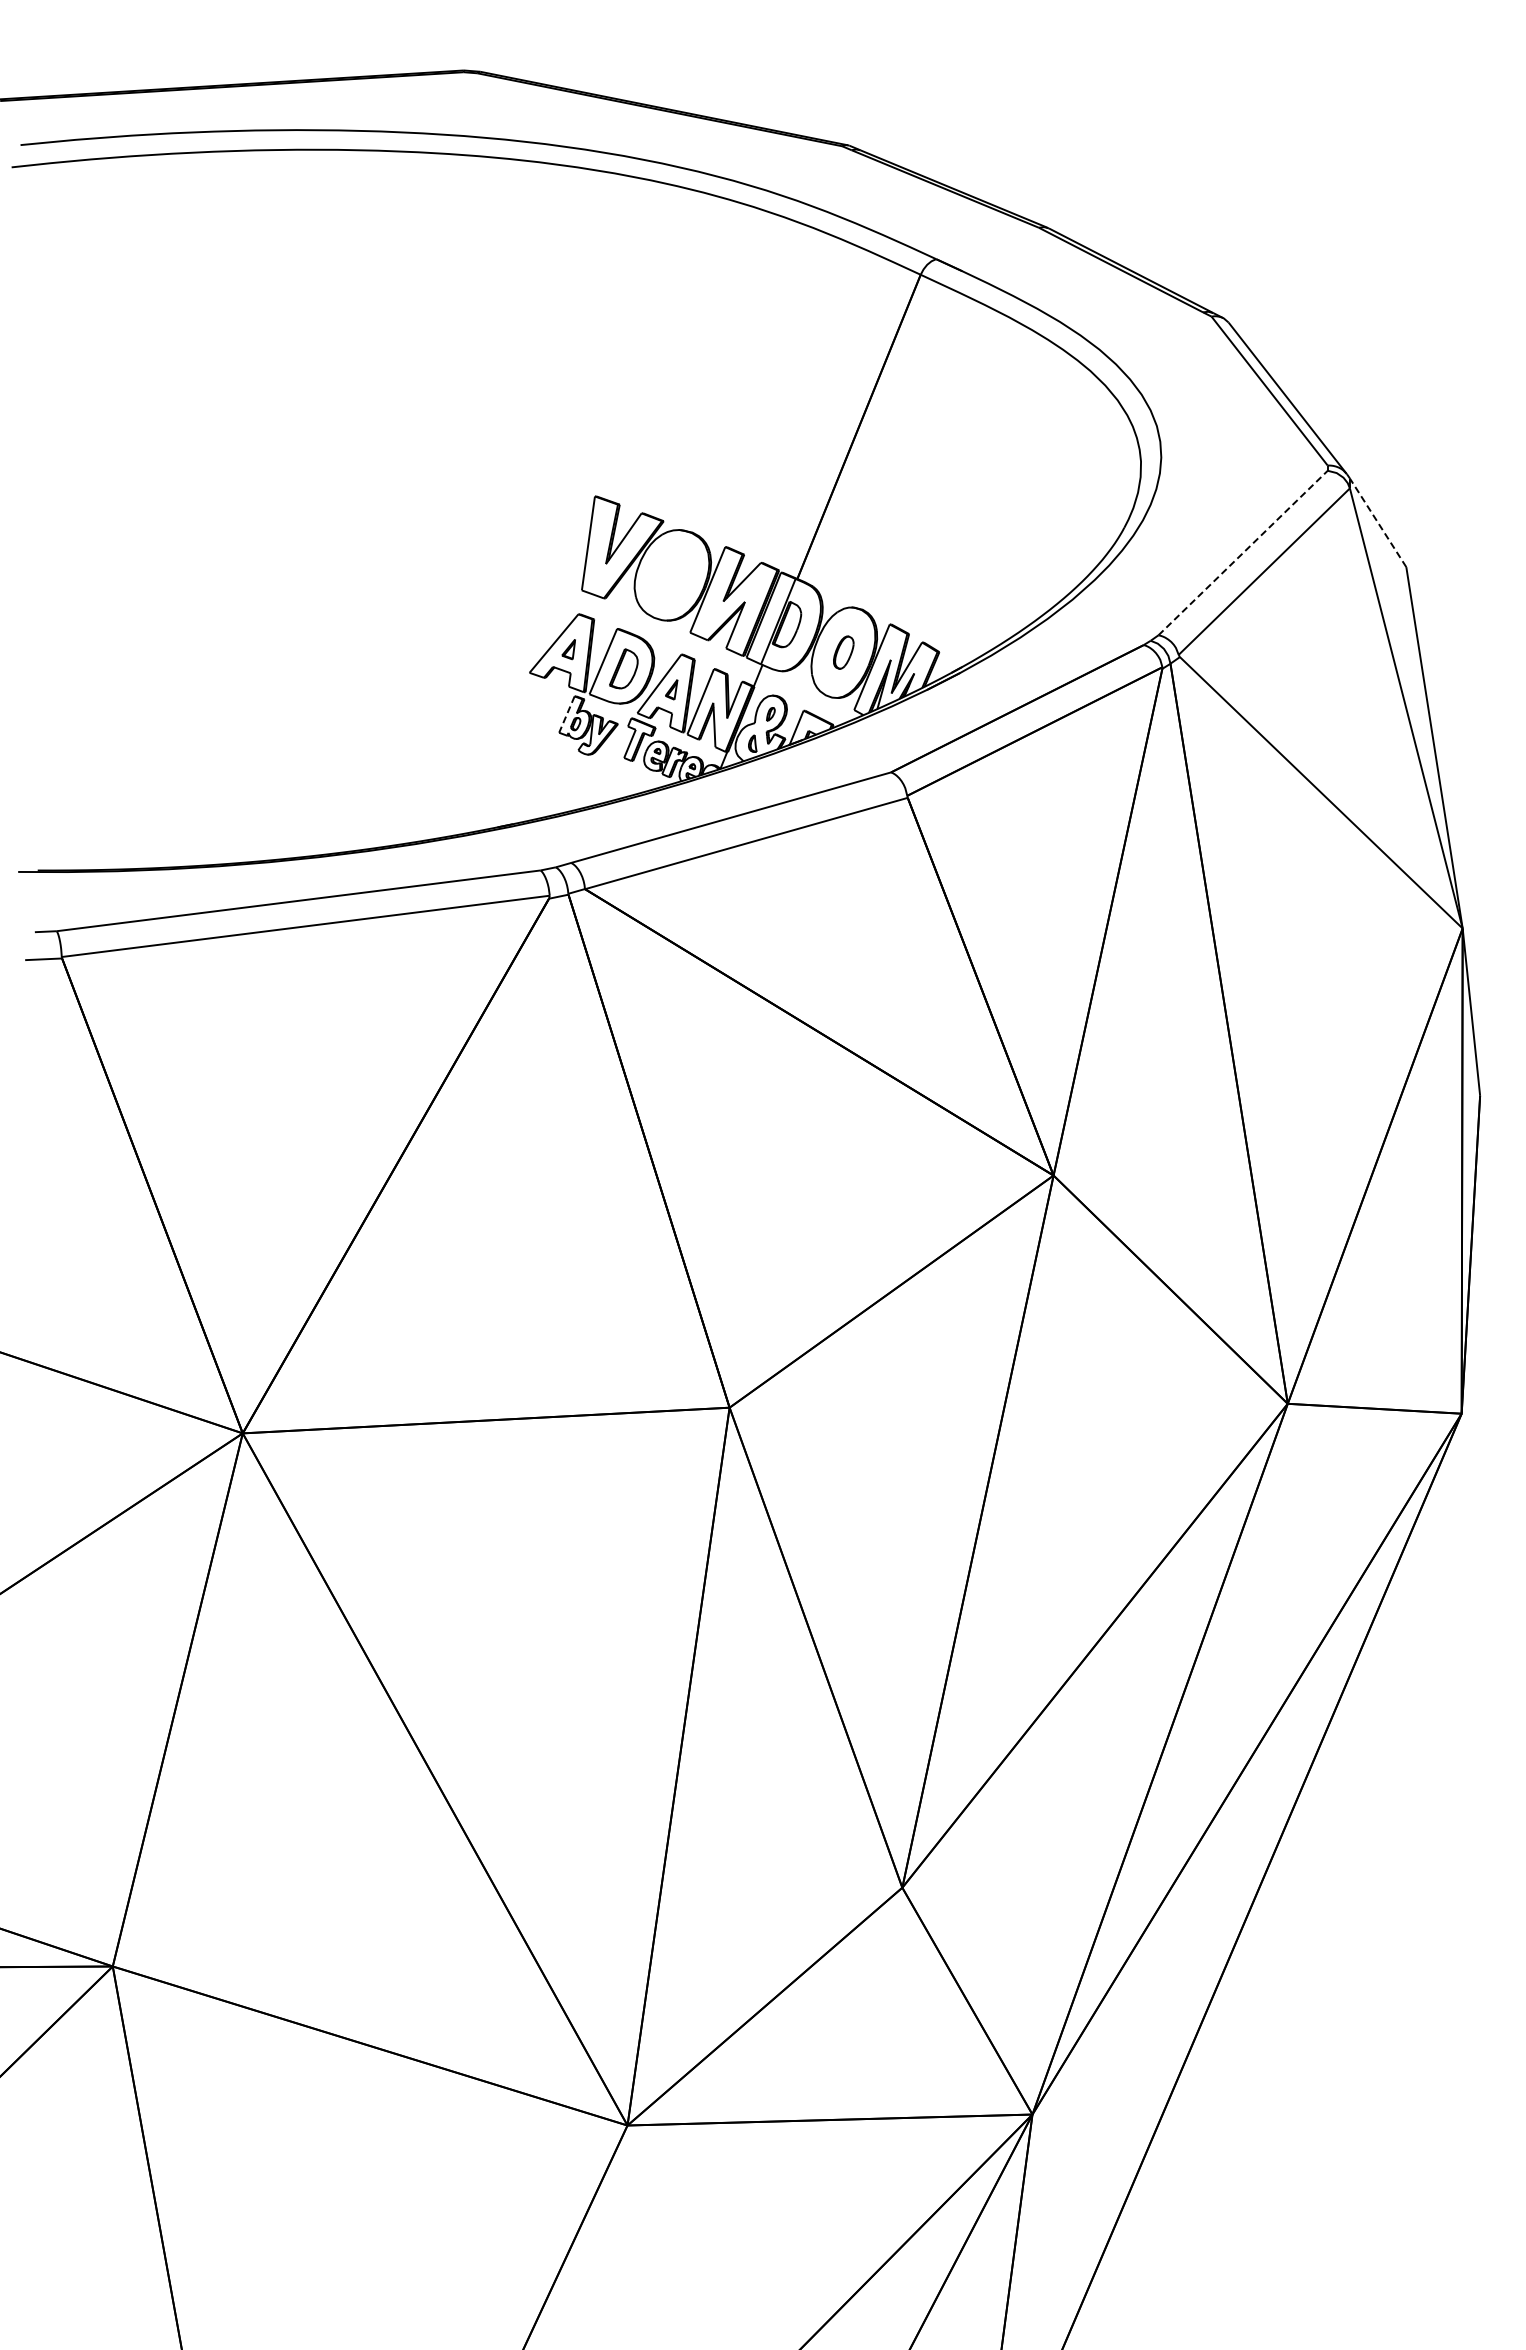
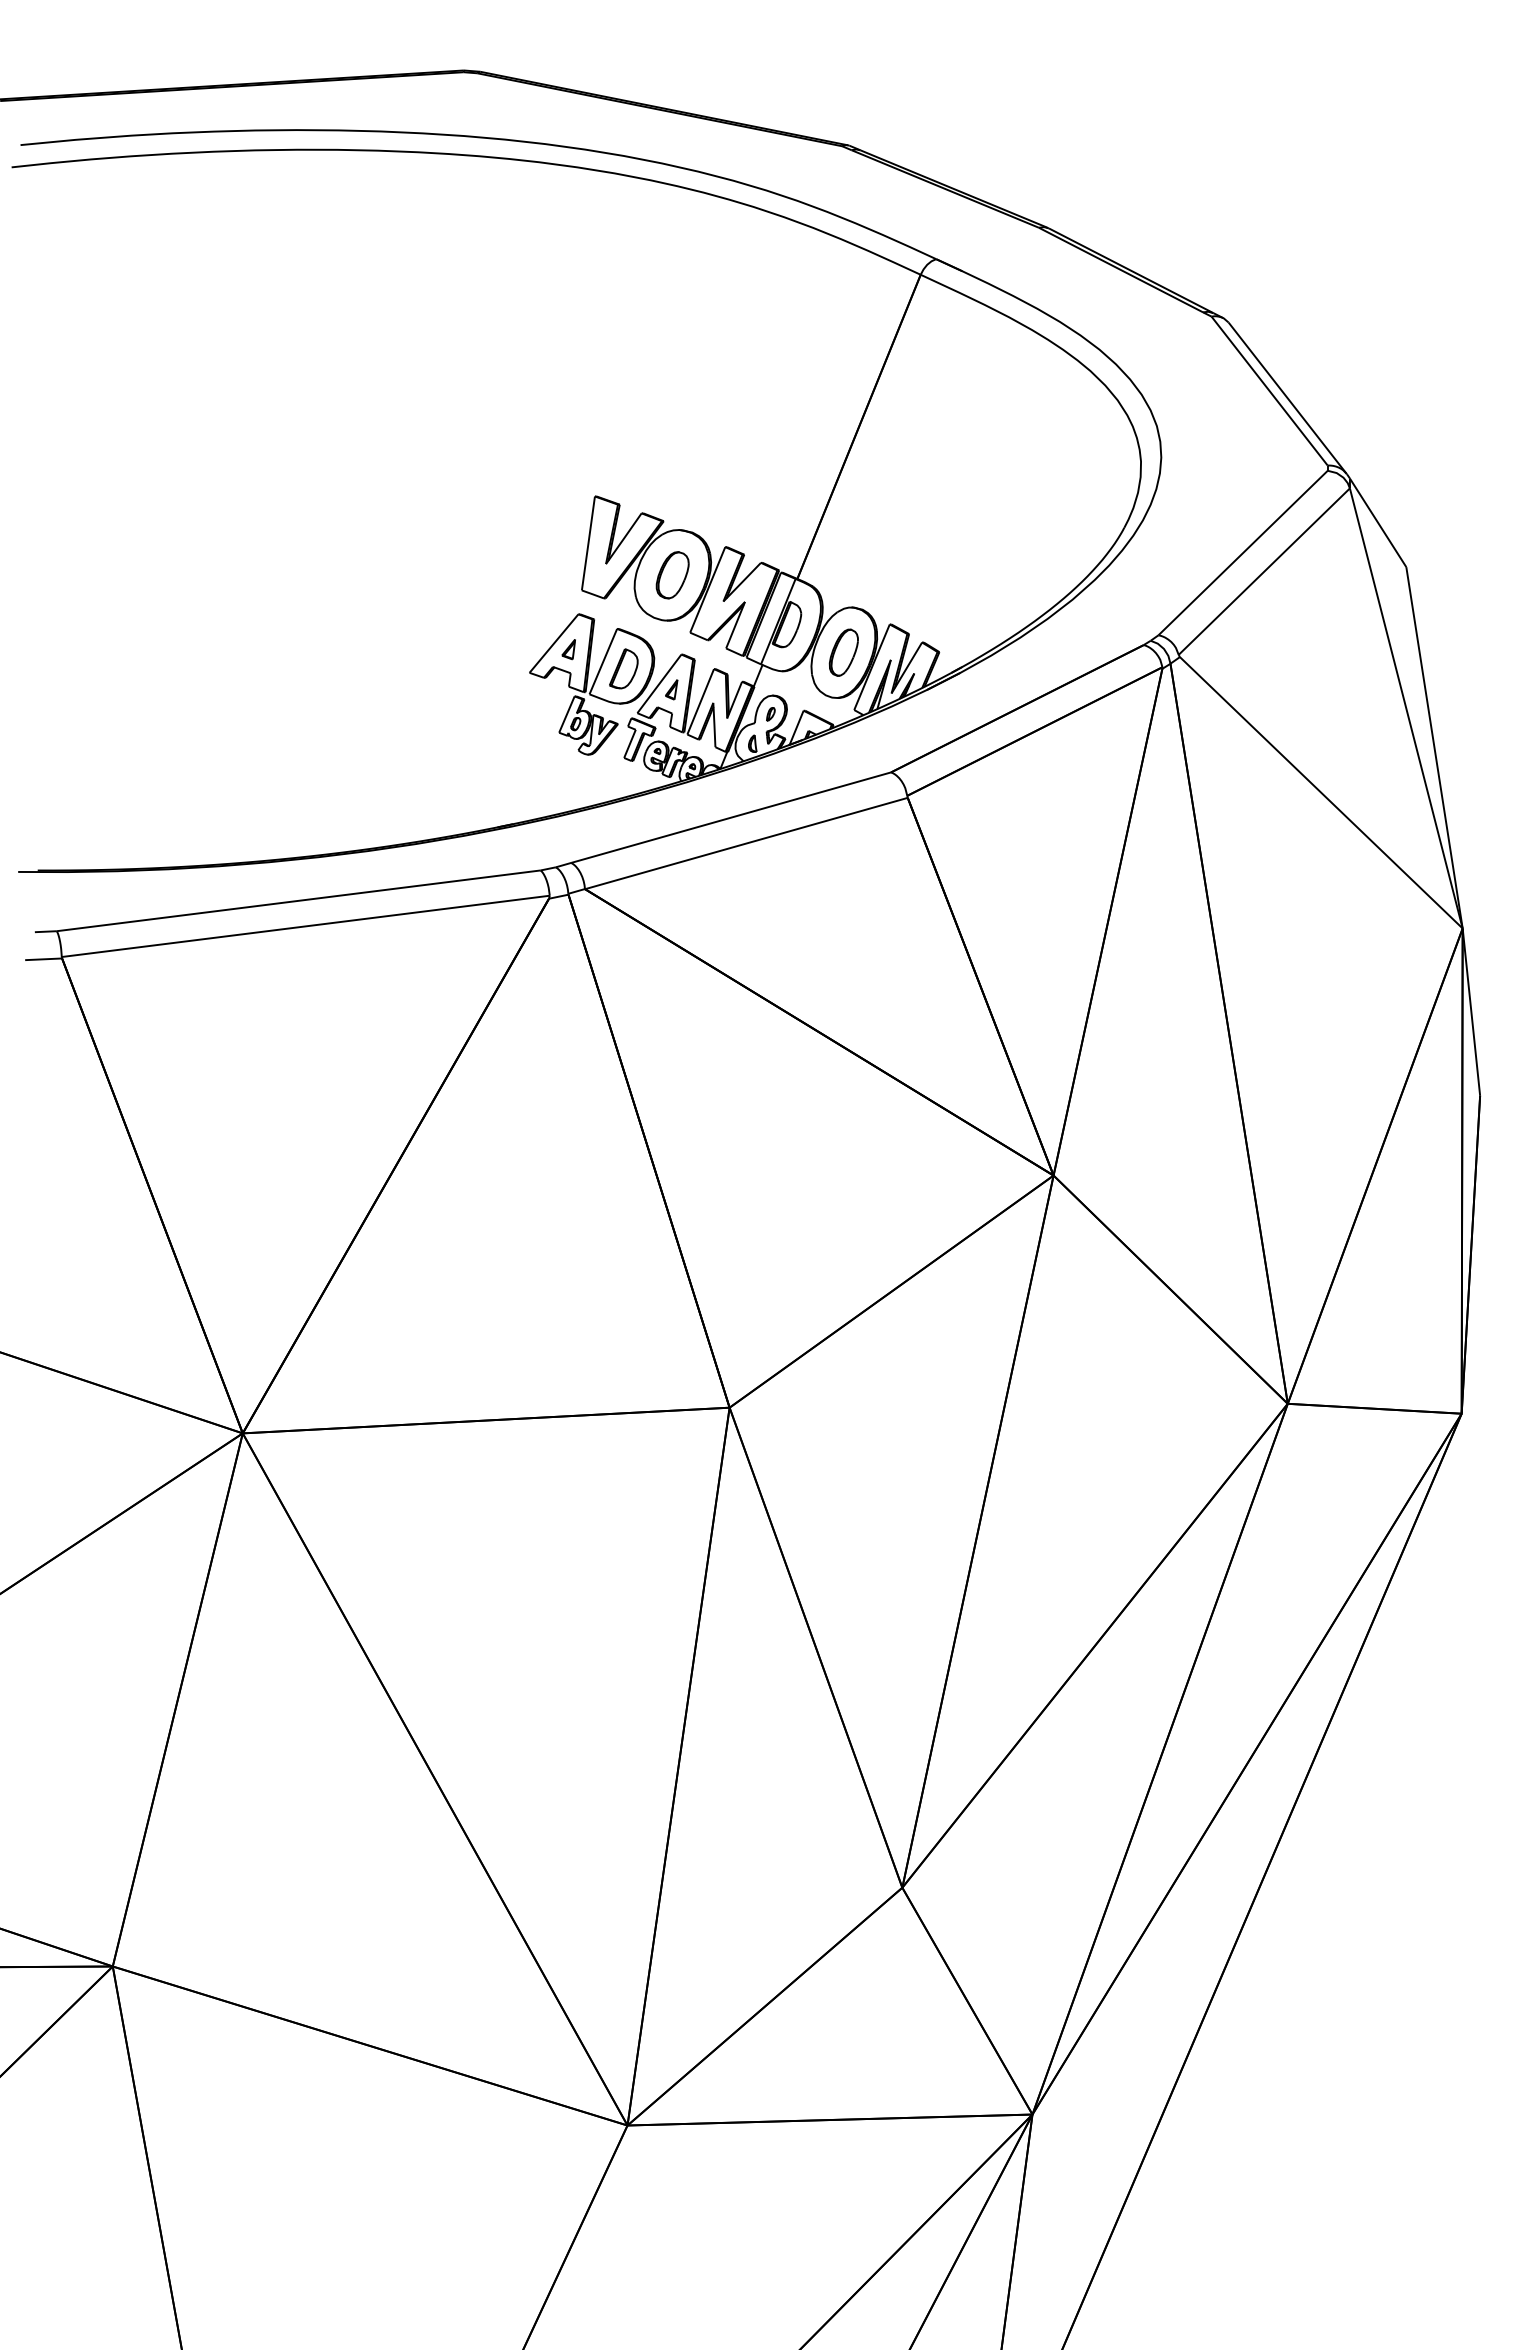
line: dashed -> solid (1378, 522)
line: dashed -> solid (1243, 552)
part: none -> present (672, 575)
part size: 22x35 px -> 31x49 px (843, 652)
line: dashed -> solid (567, 713)
